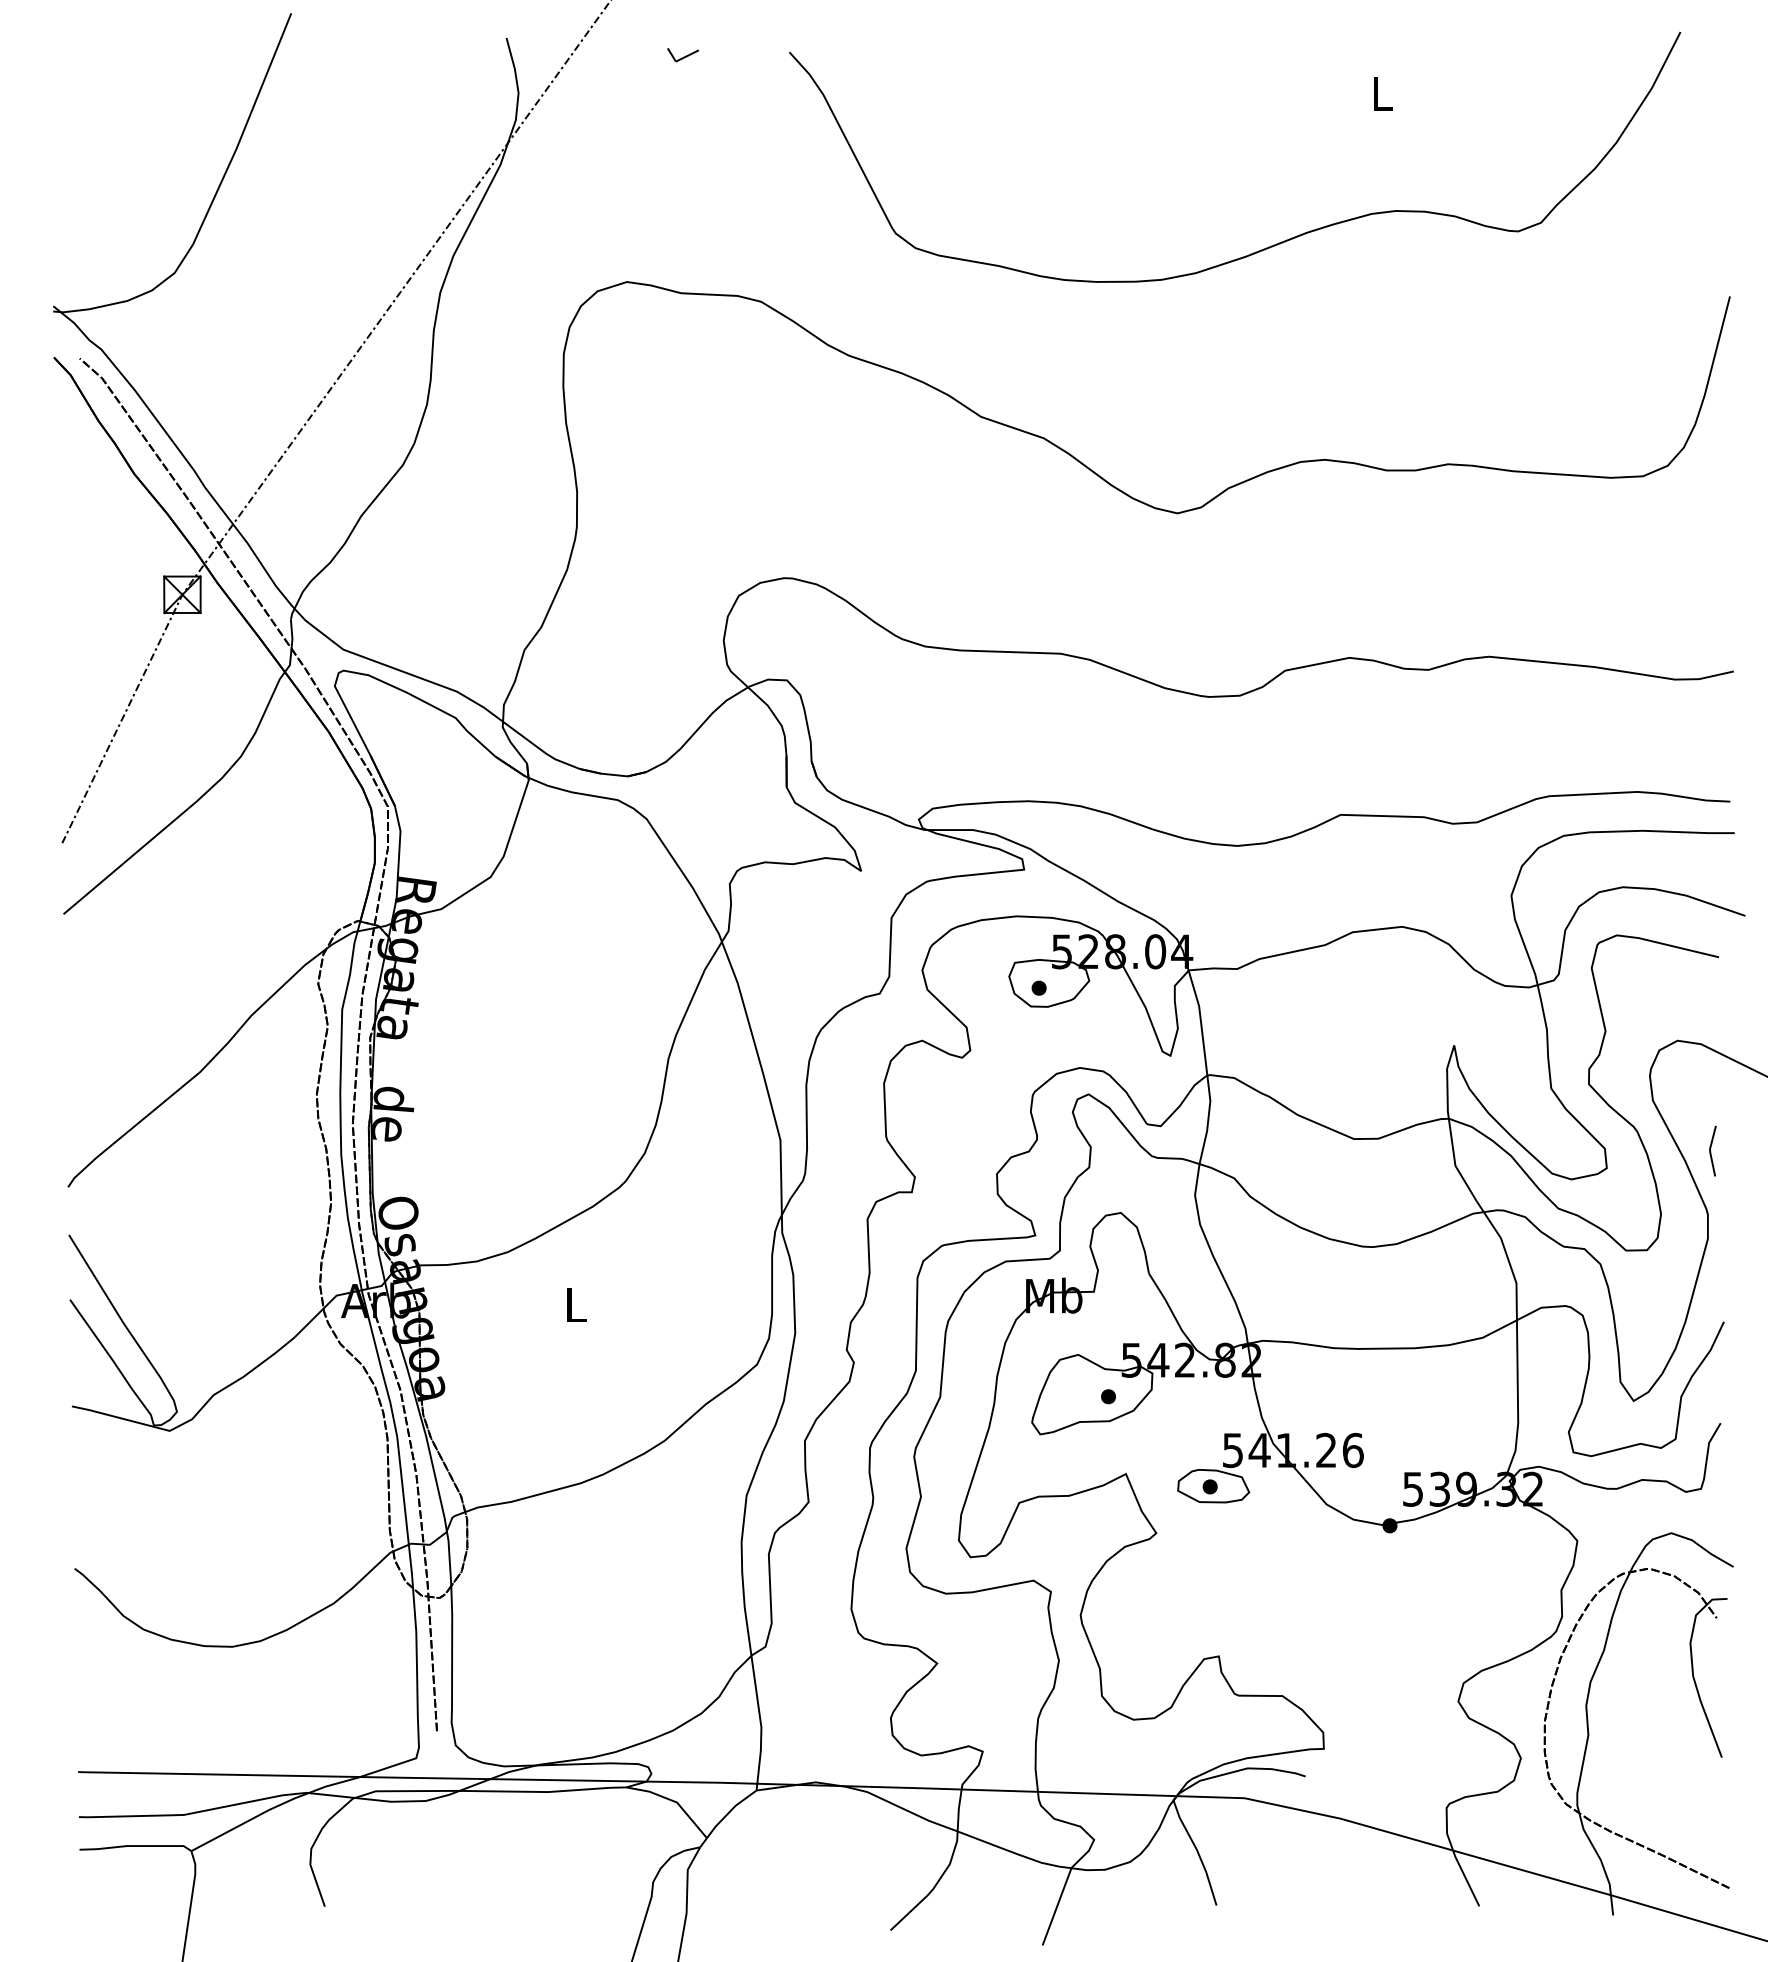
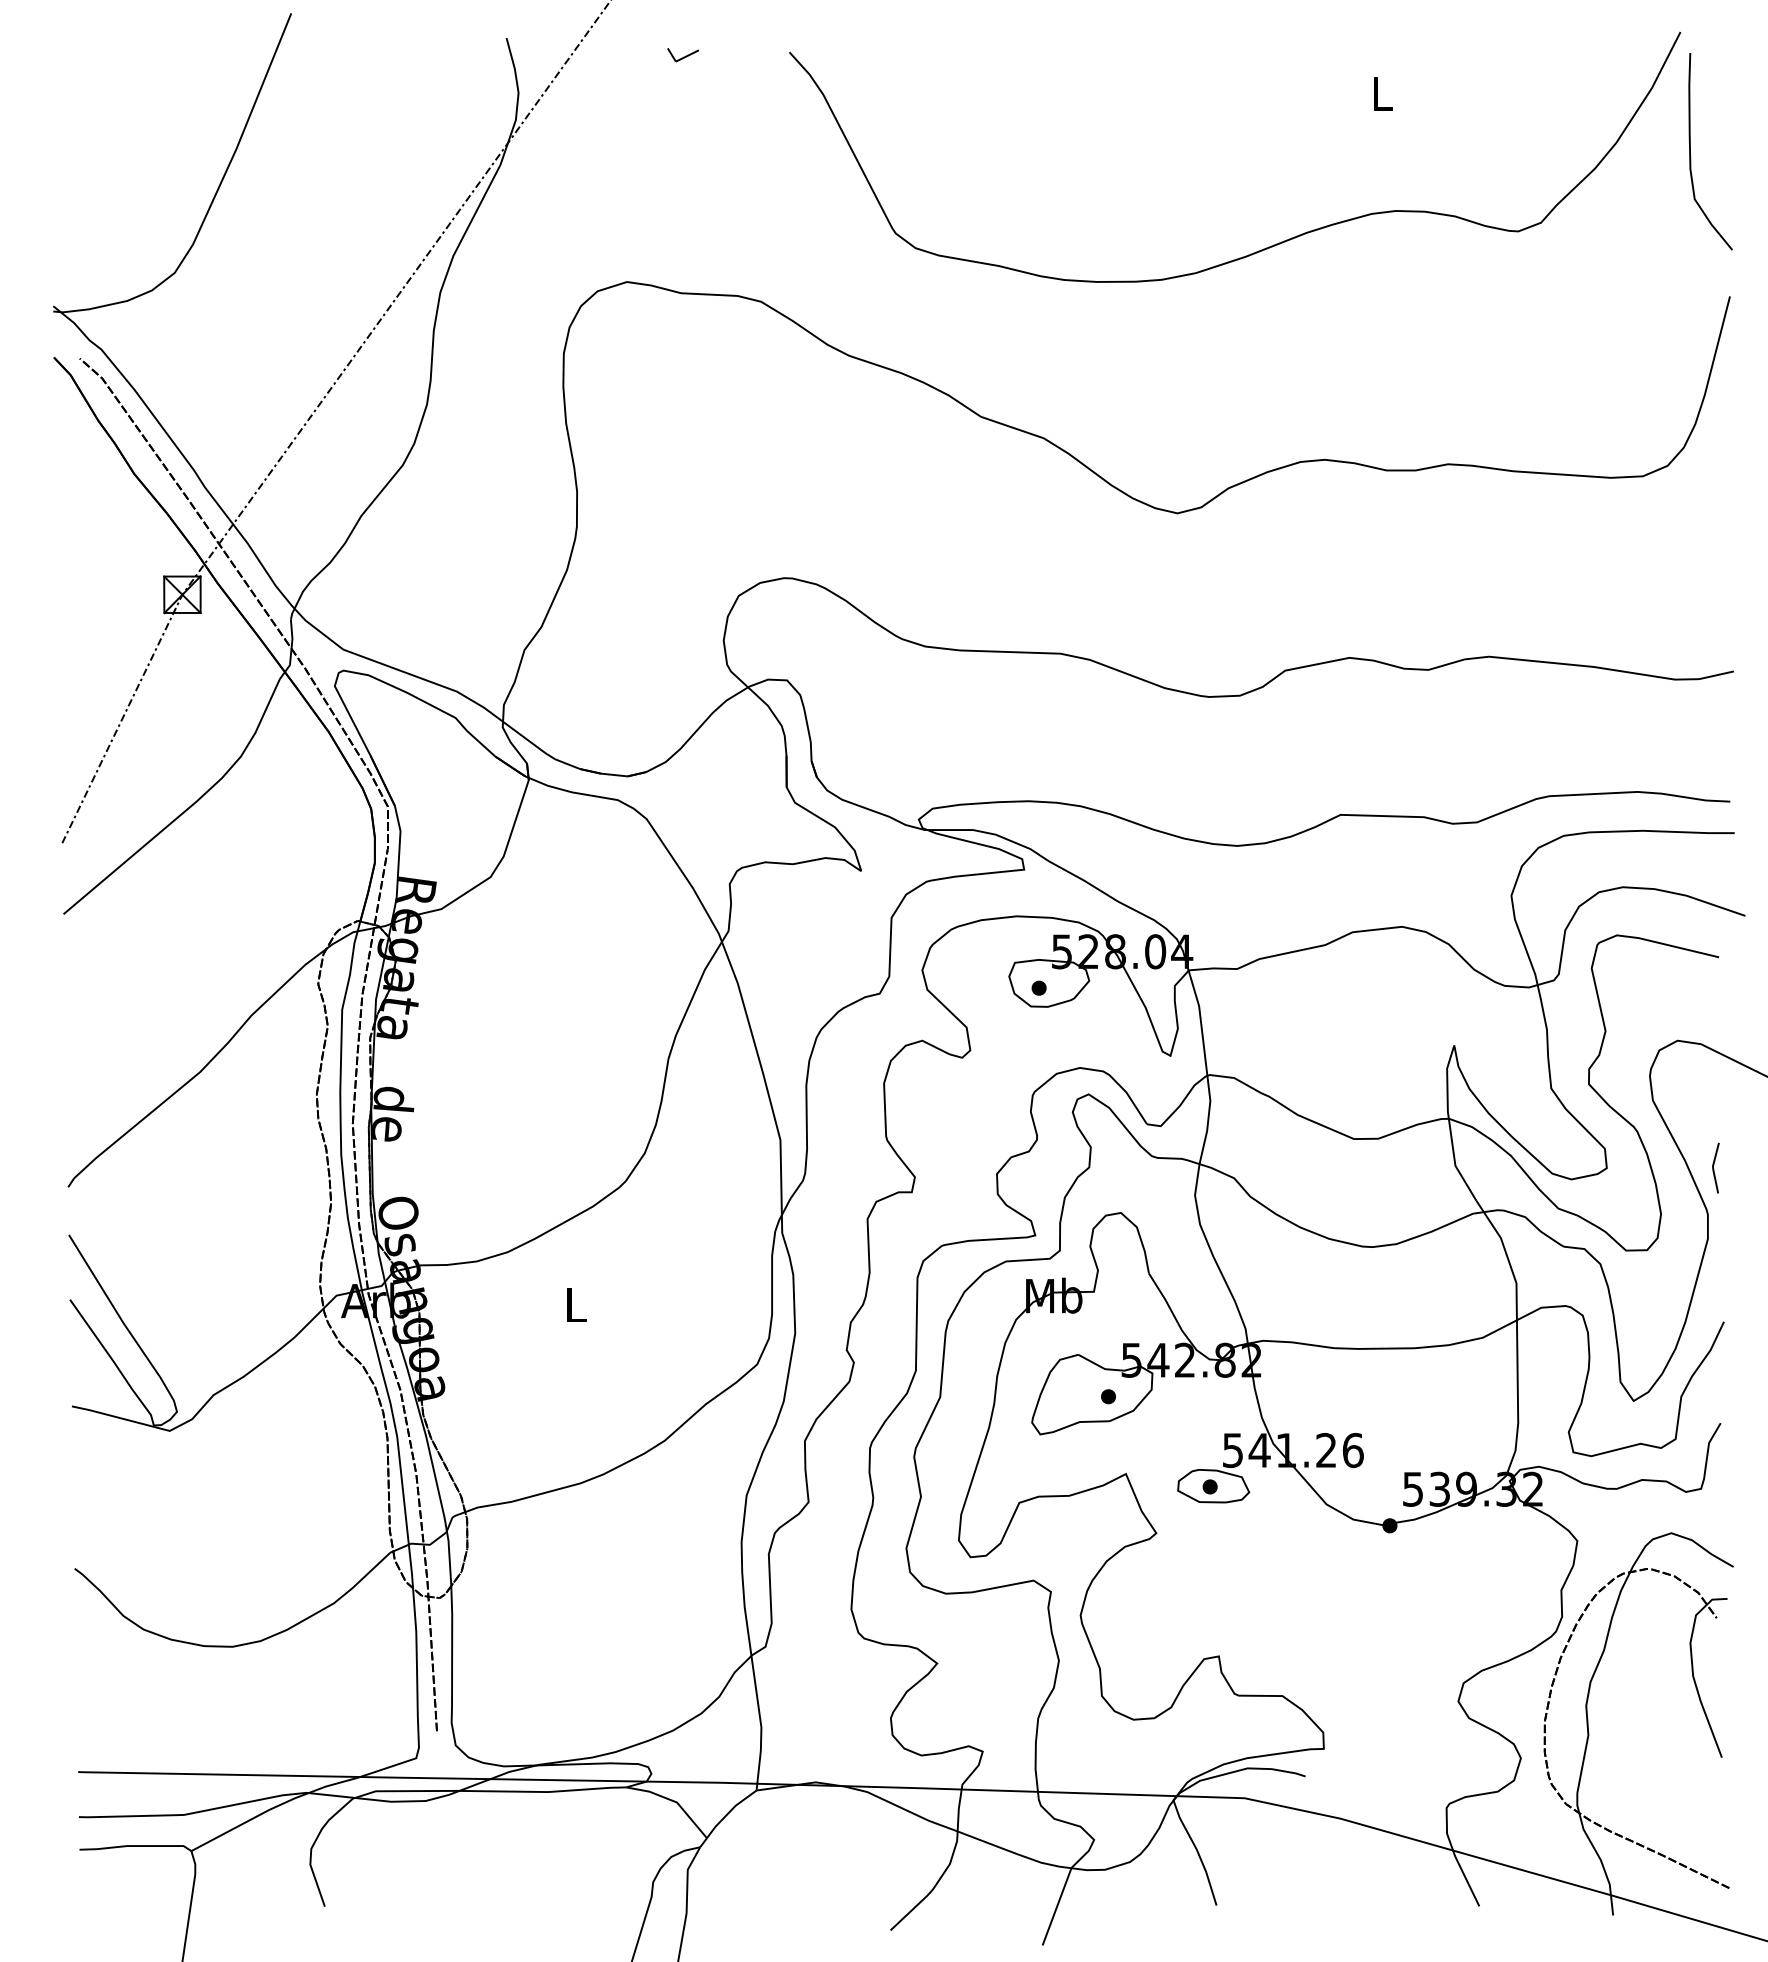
curve: none -> present (1691, 156)
line position: (1711, 1151) -> (1714, 1168) (1714, 1168)
